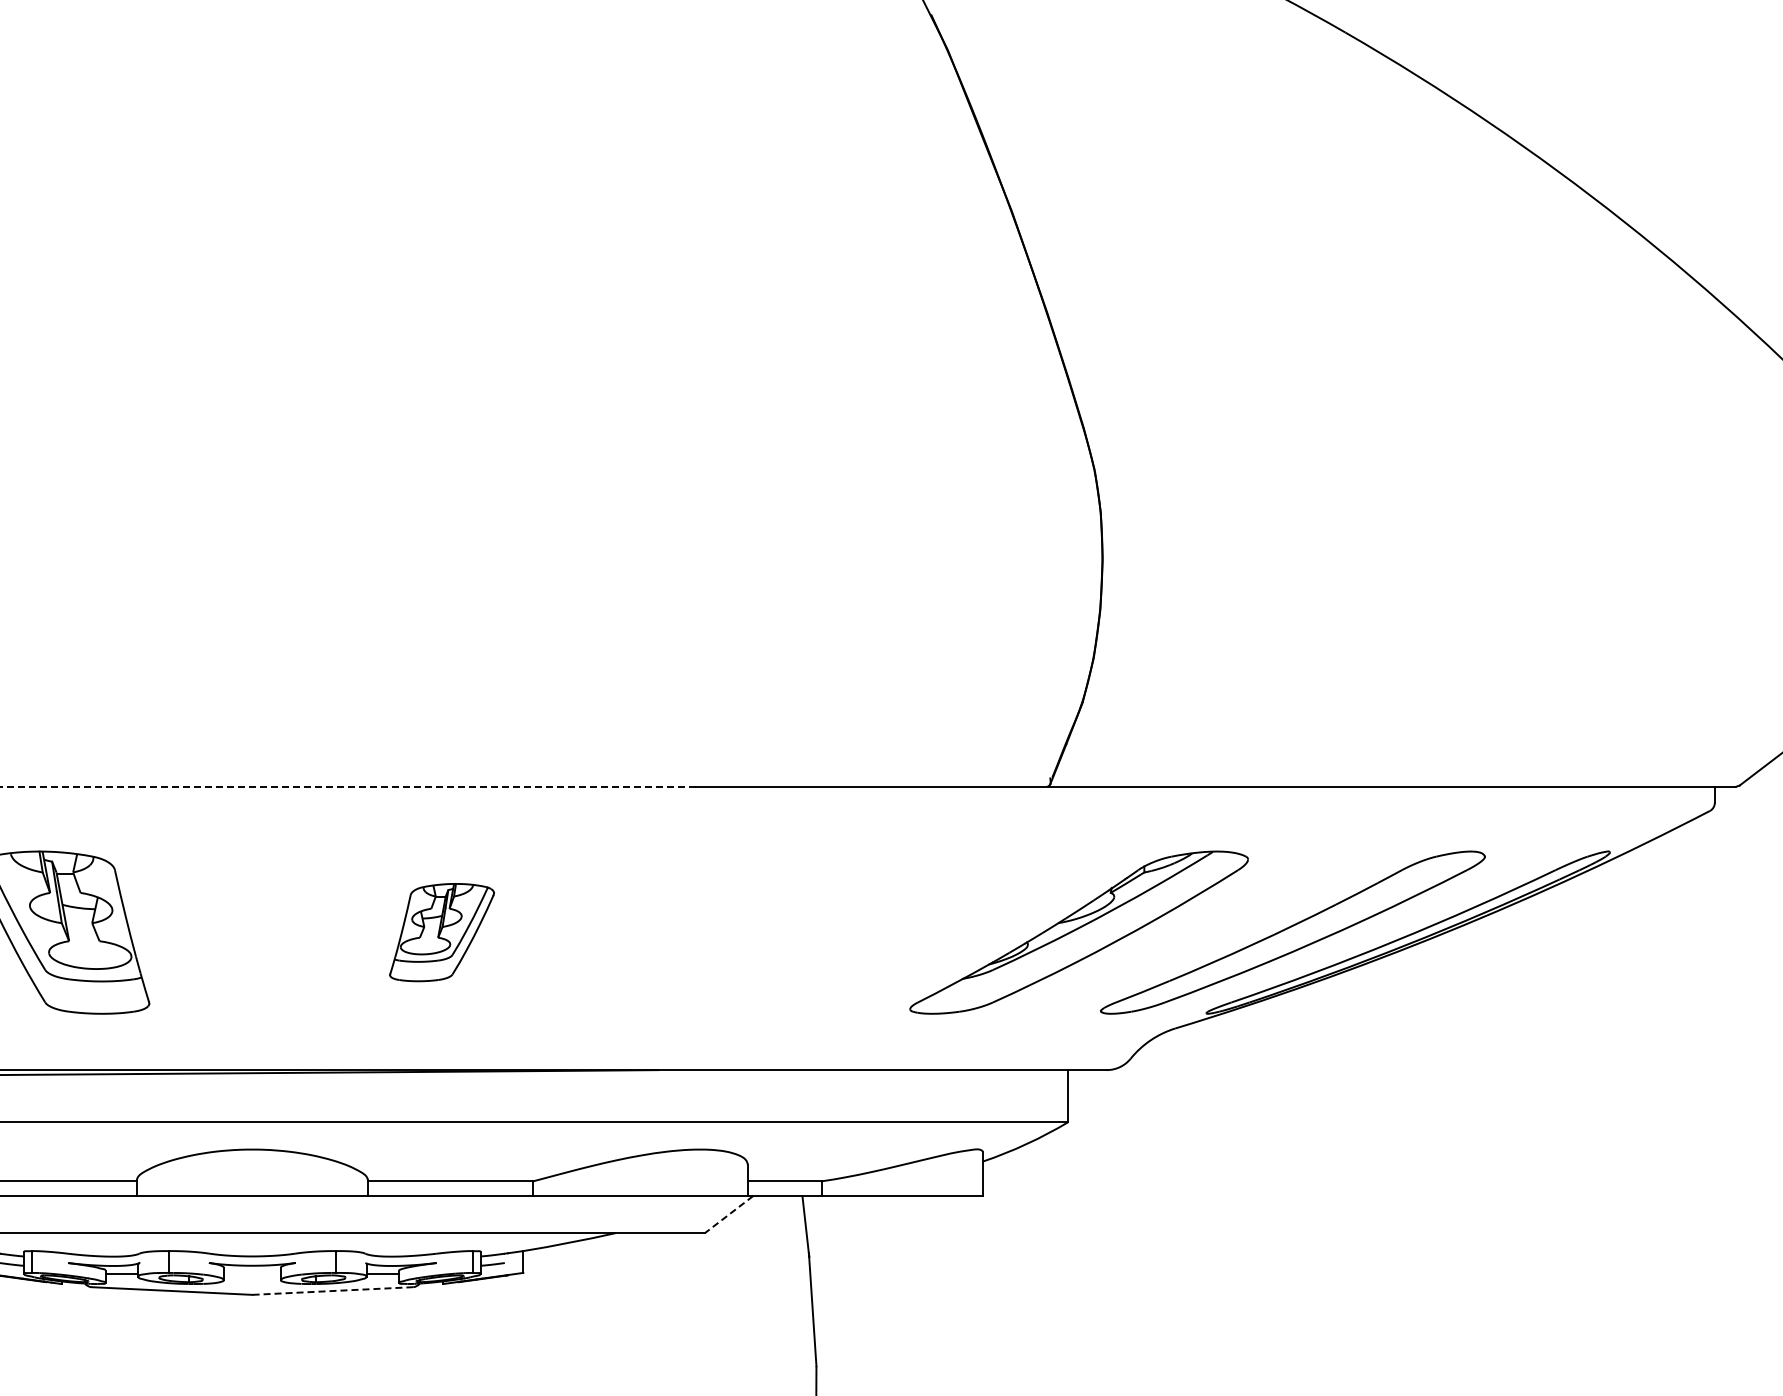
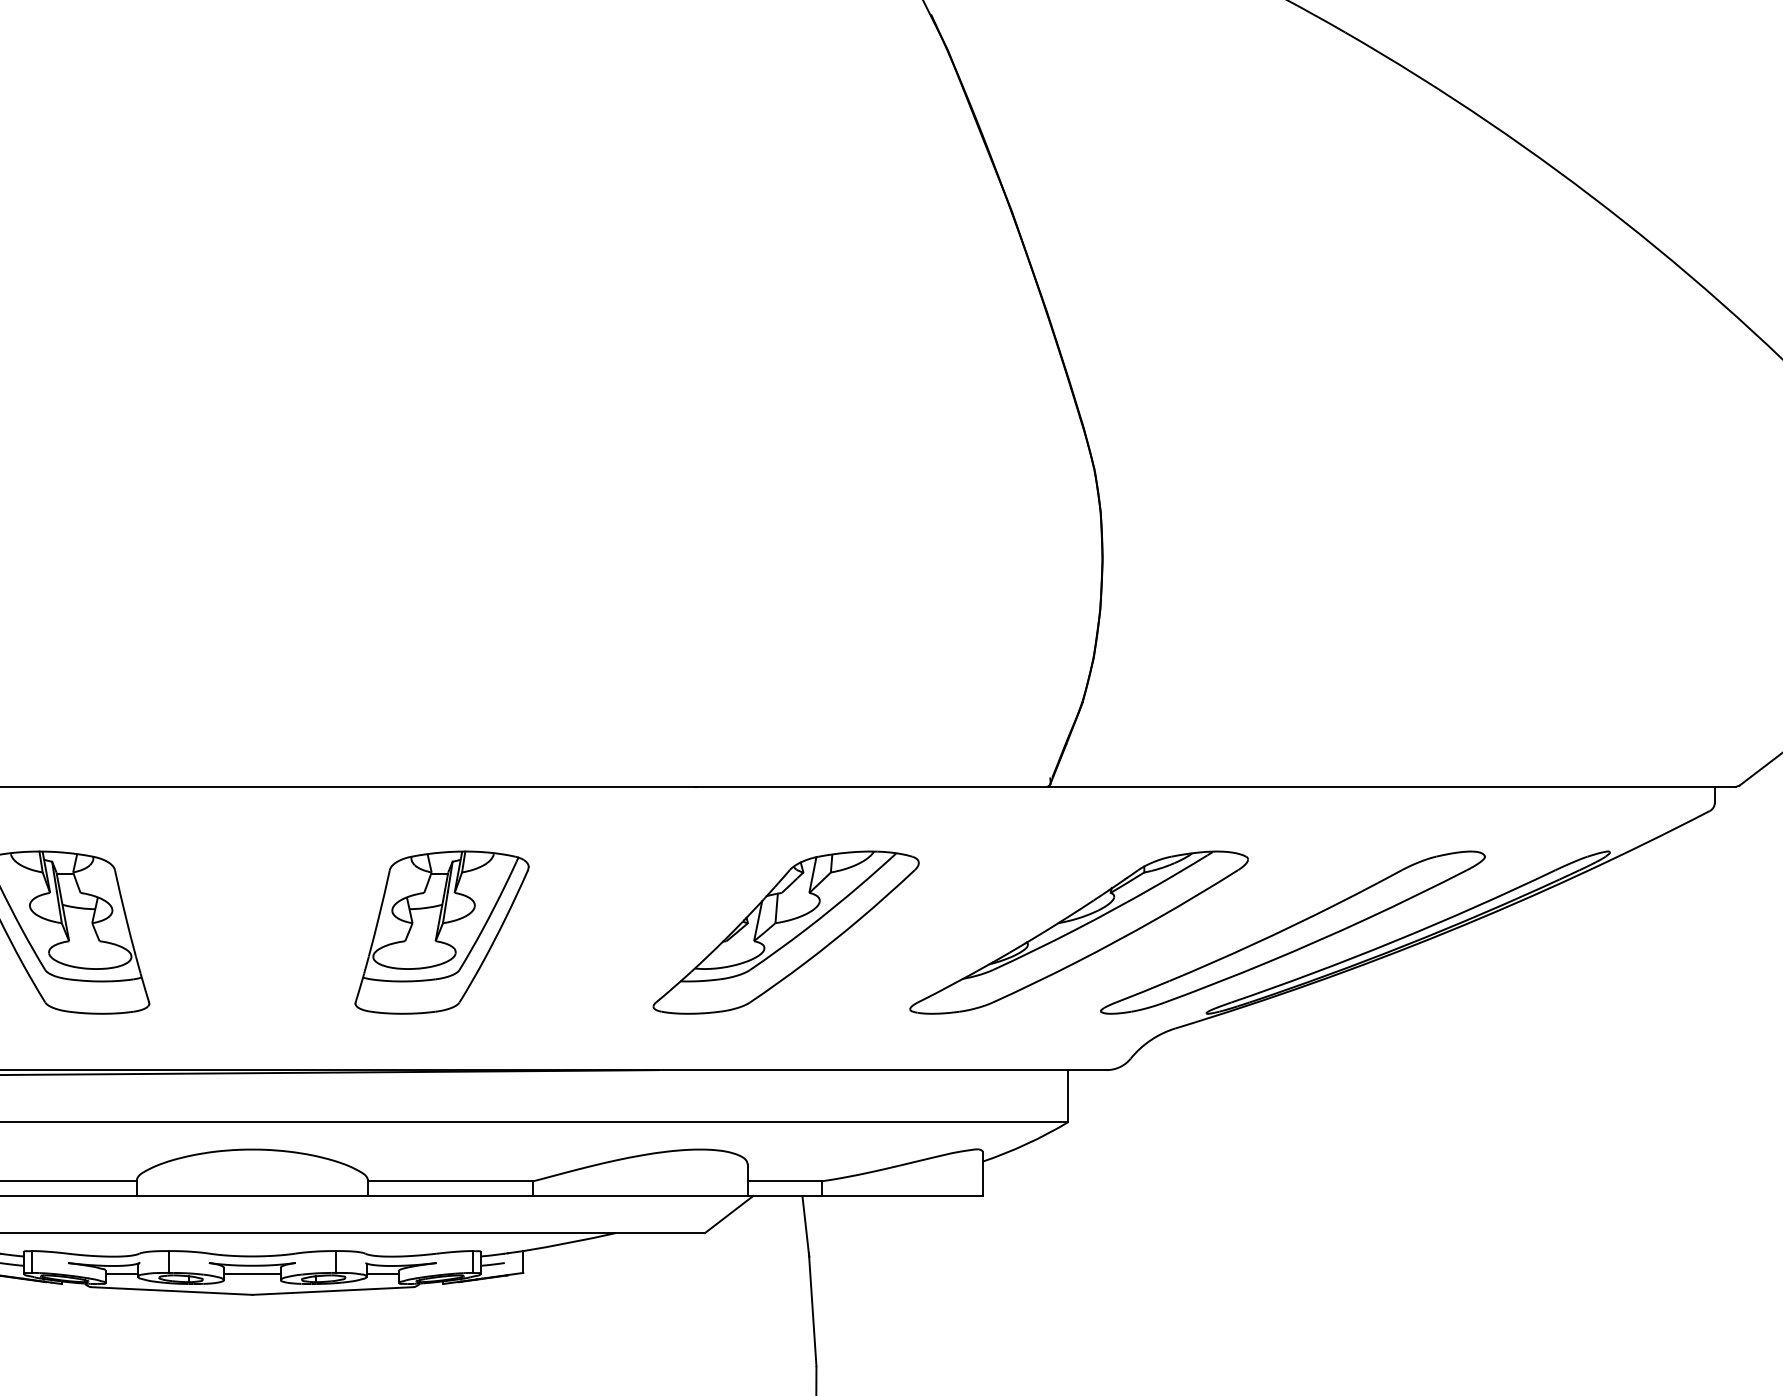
line: dashed -> solid (348, 786)
part size: 106x100 px -> 176x165 px (441, 932)
part: none -> present (785, 932)
line: dashed -> solid (728, 1214)
line: none -> present (251, 1273)
line: dashed -> solid (332, 1291)
